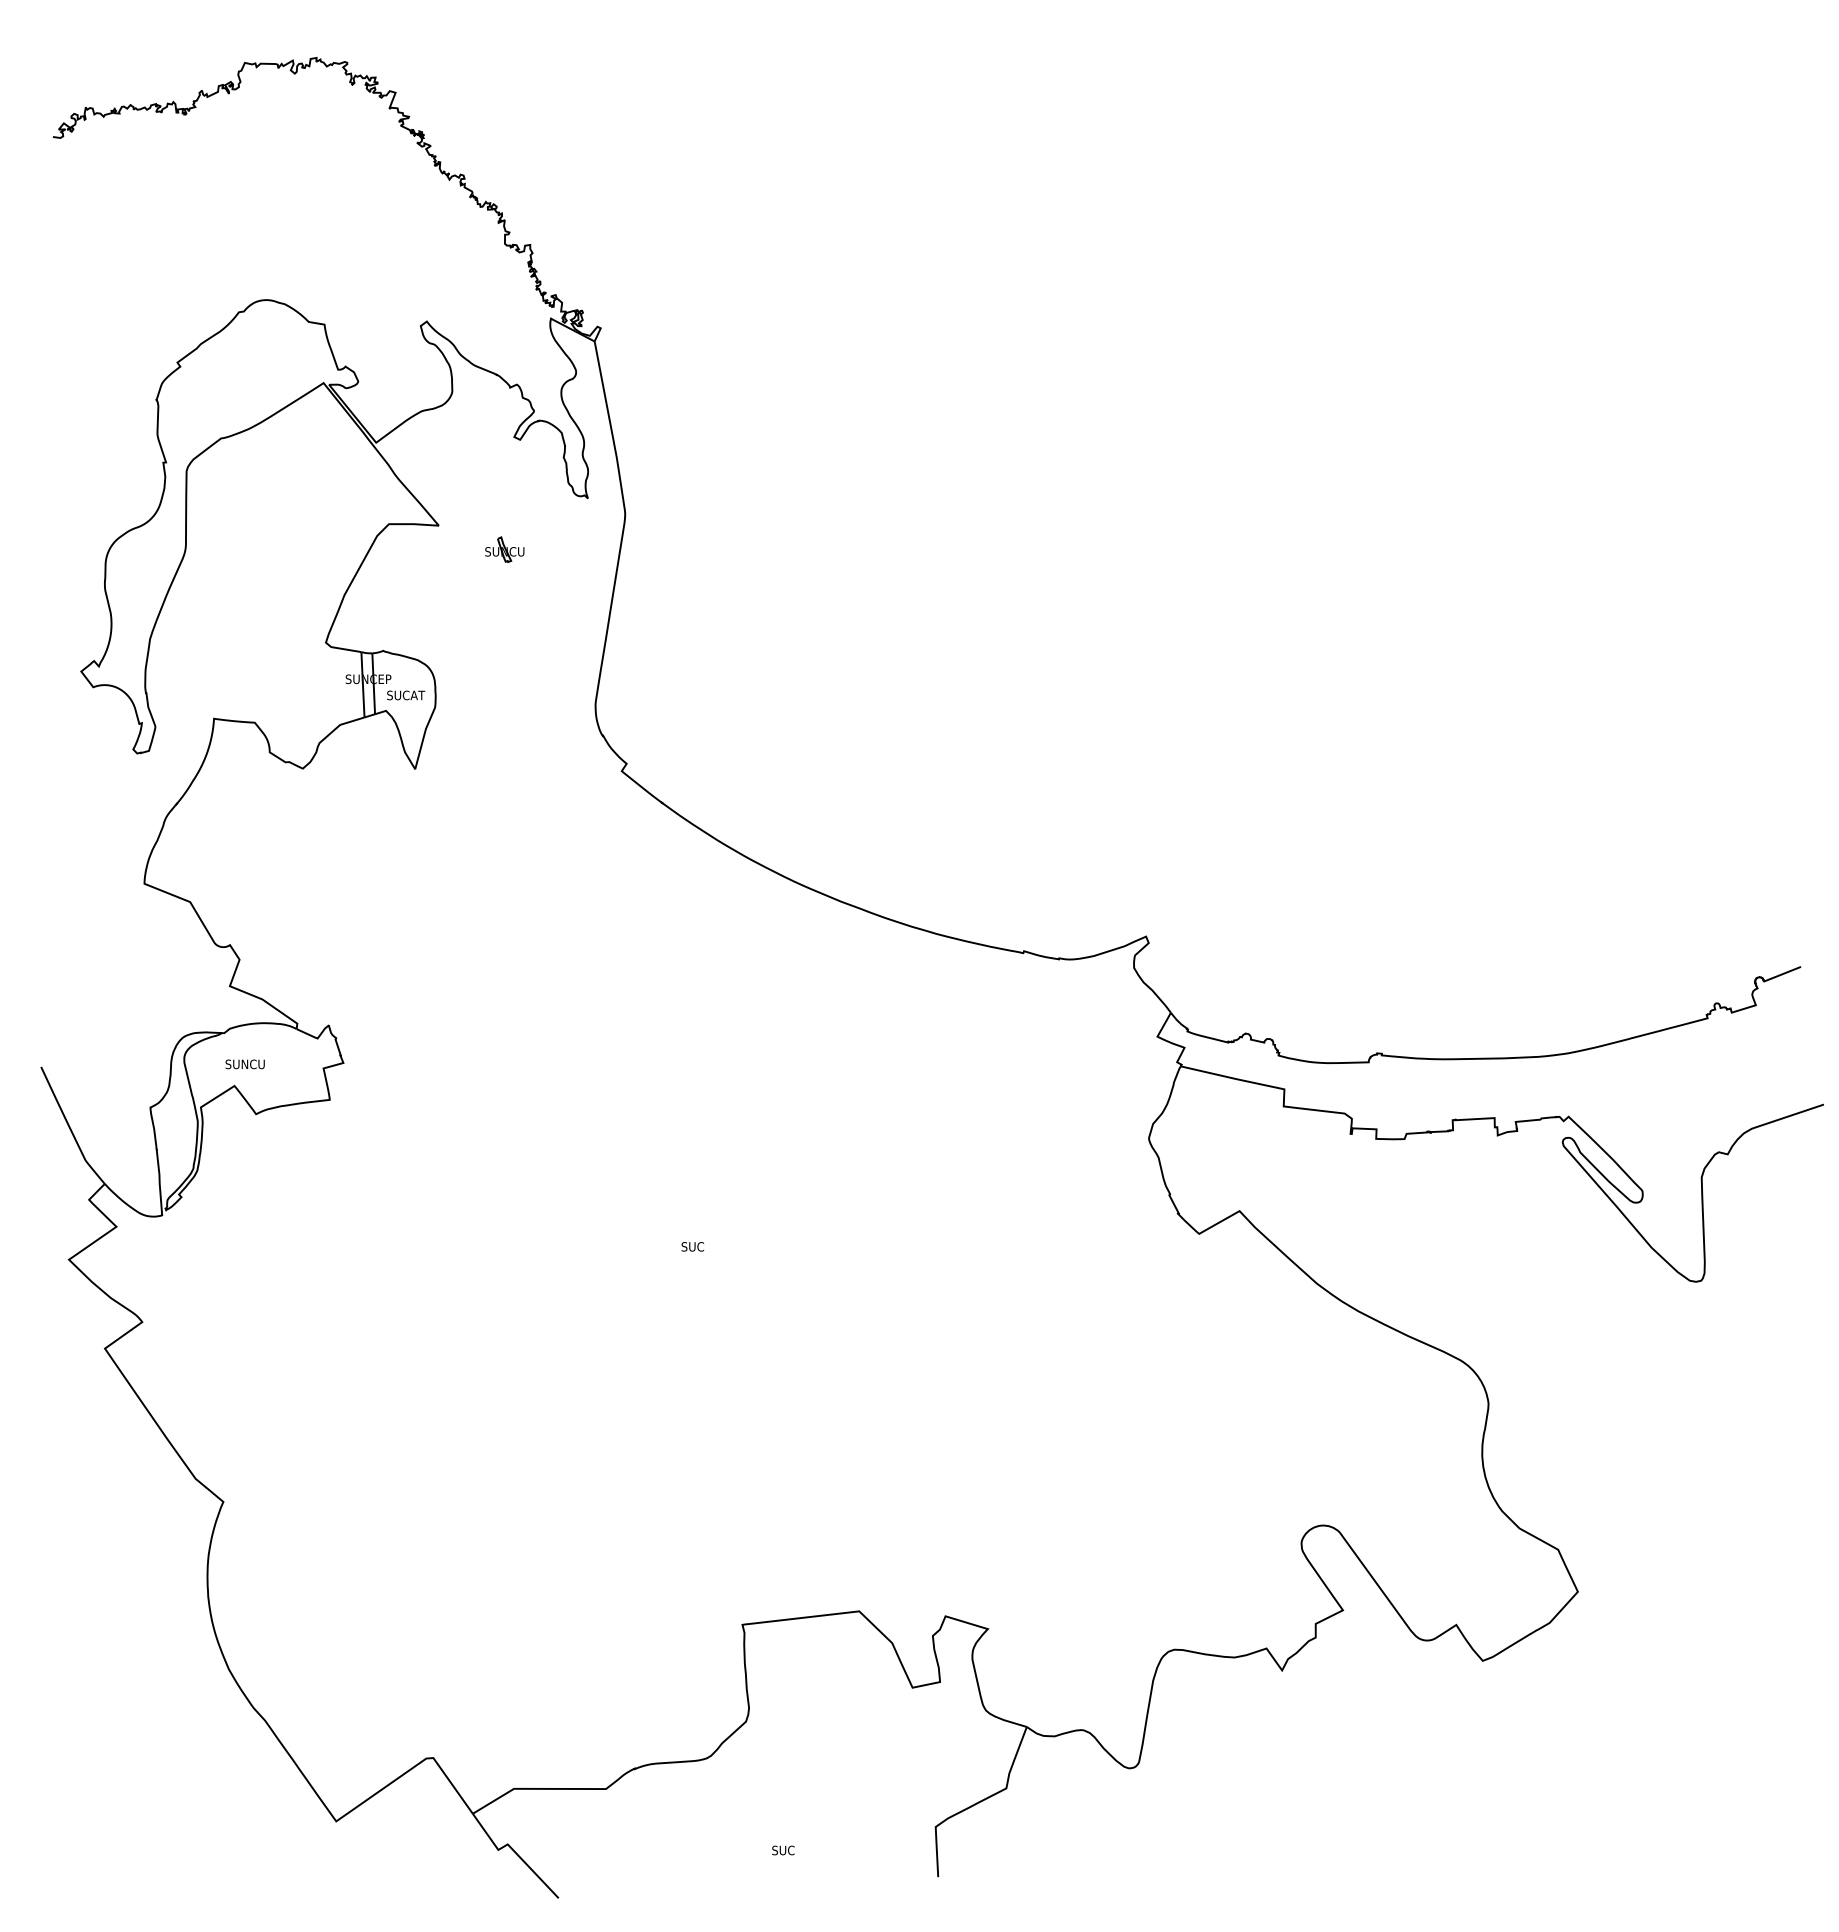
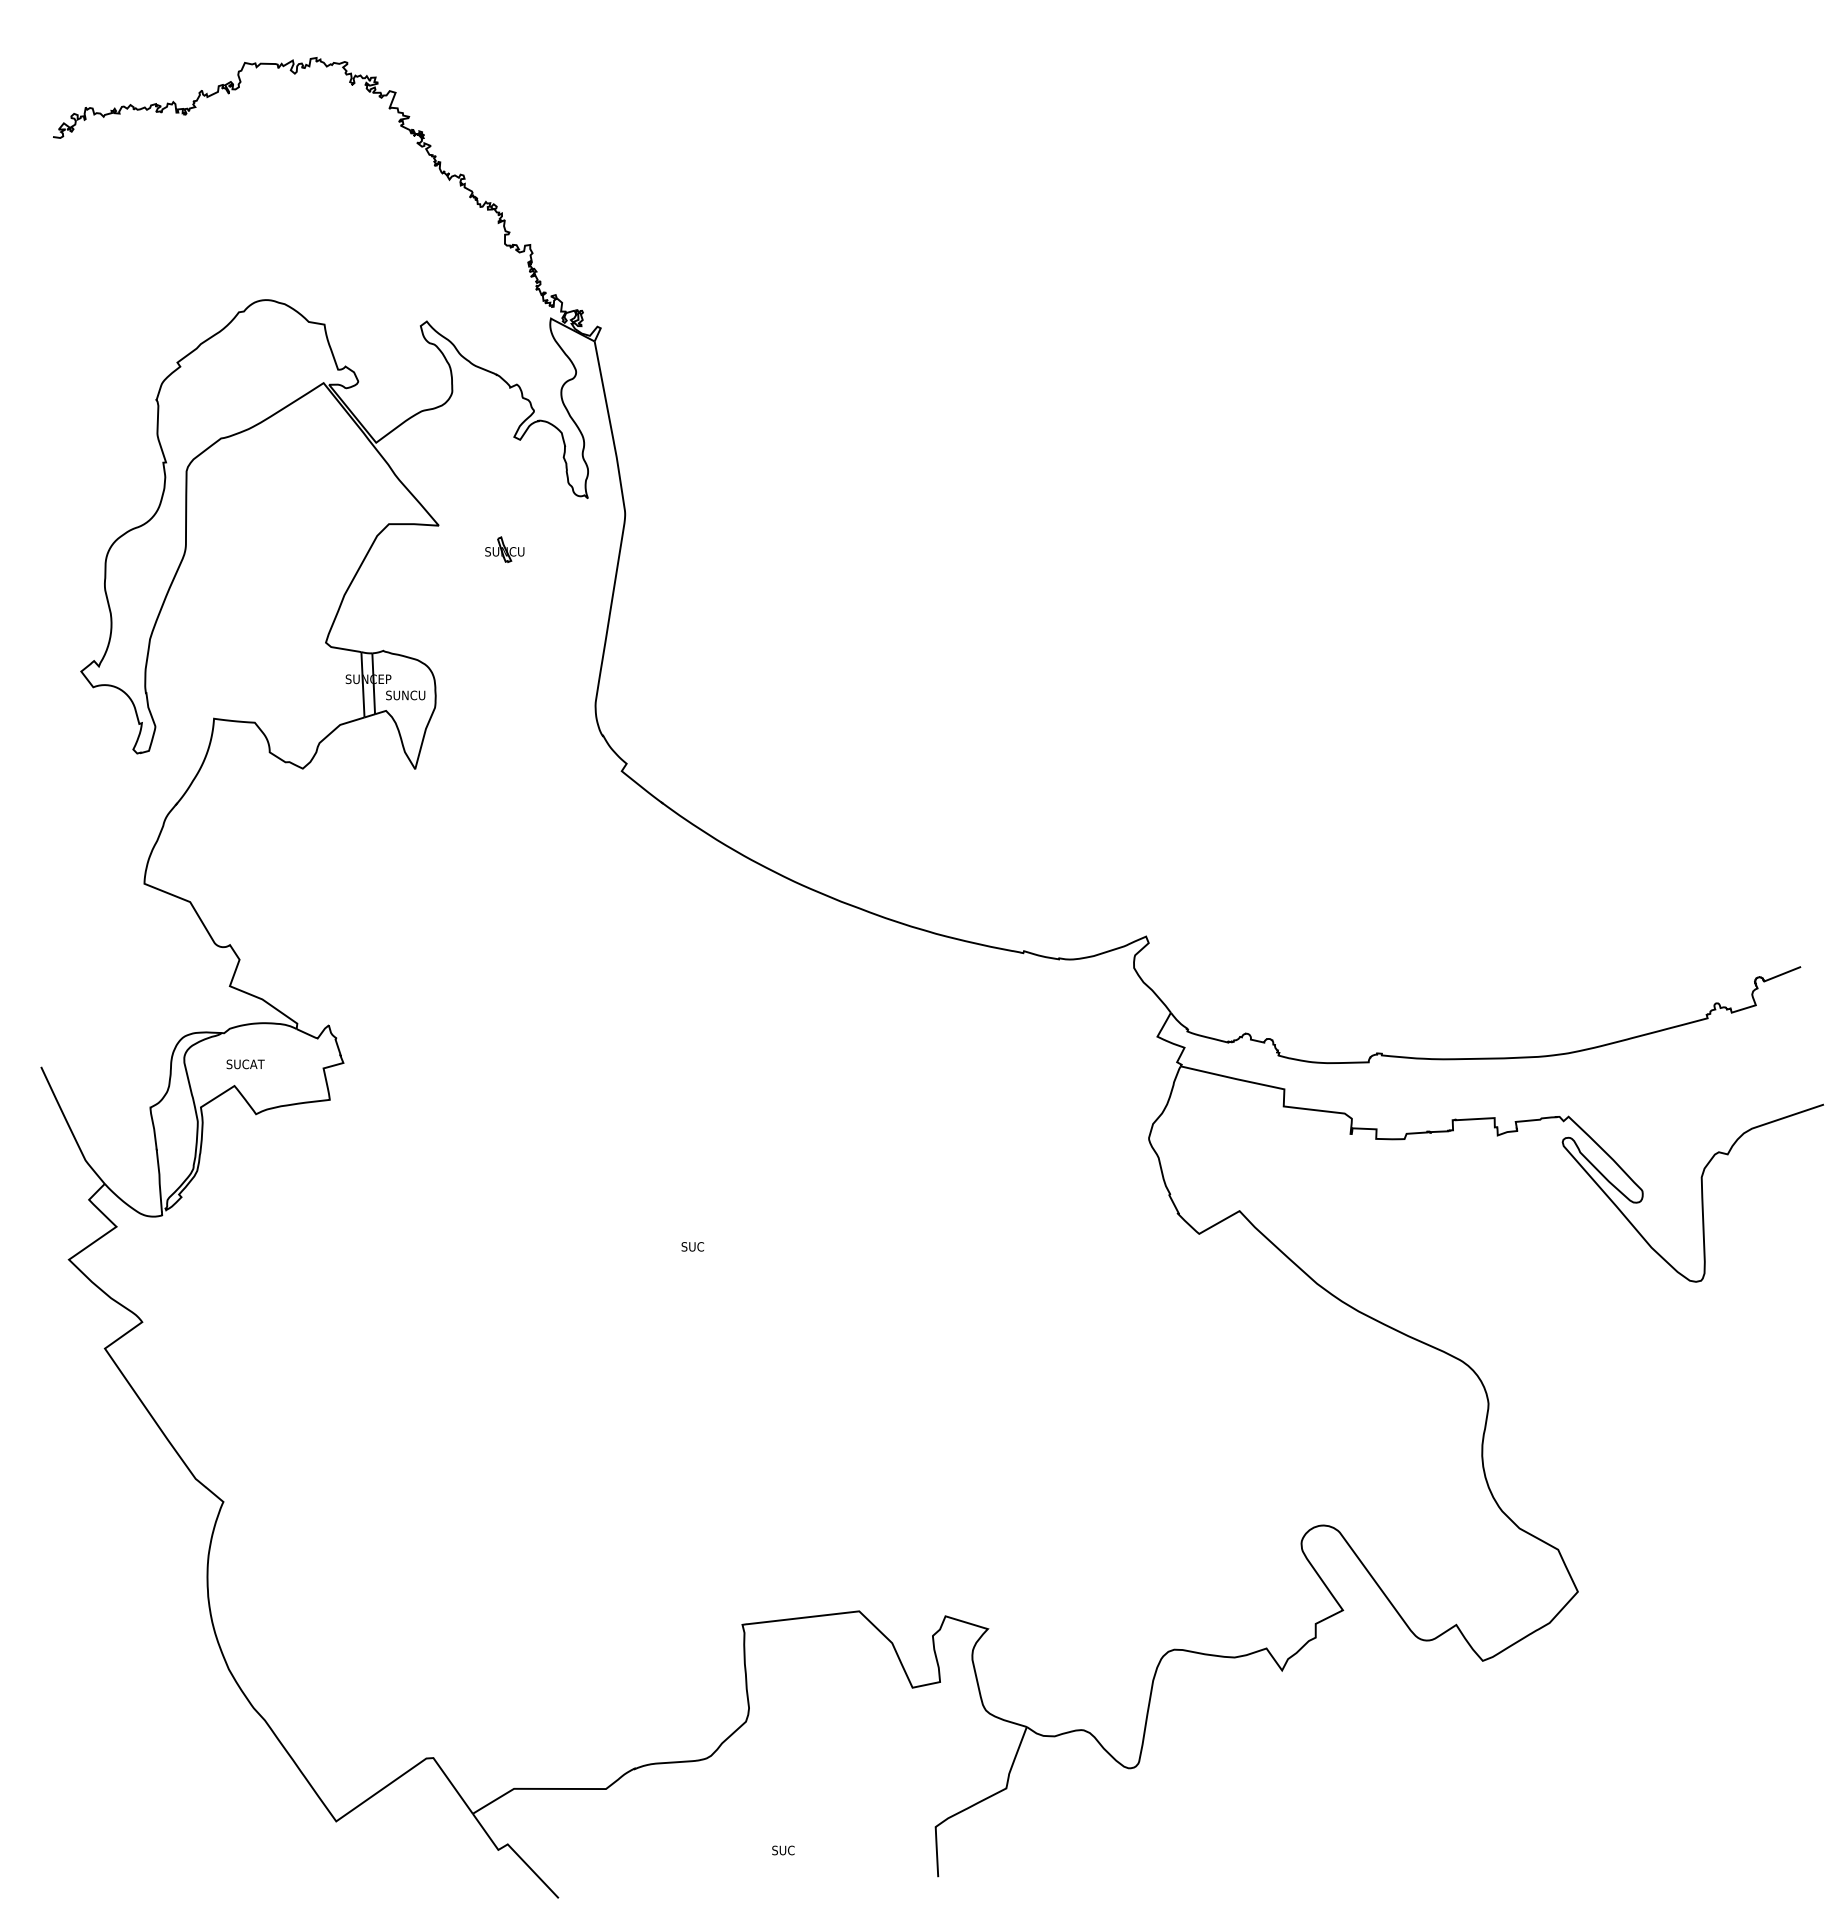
text: SUCAT -> SUNCU (405, 695)
text: SUNCU -> SUCAT (244, 1064)
